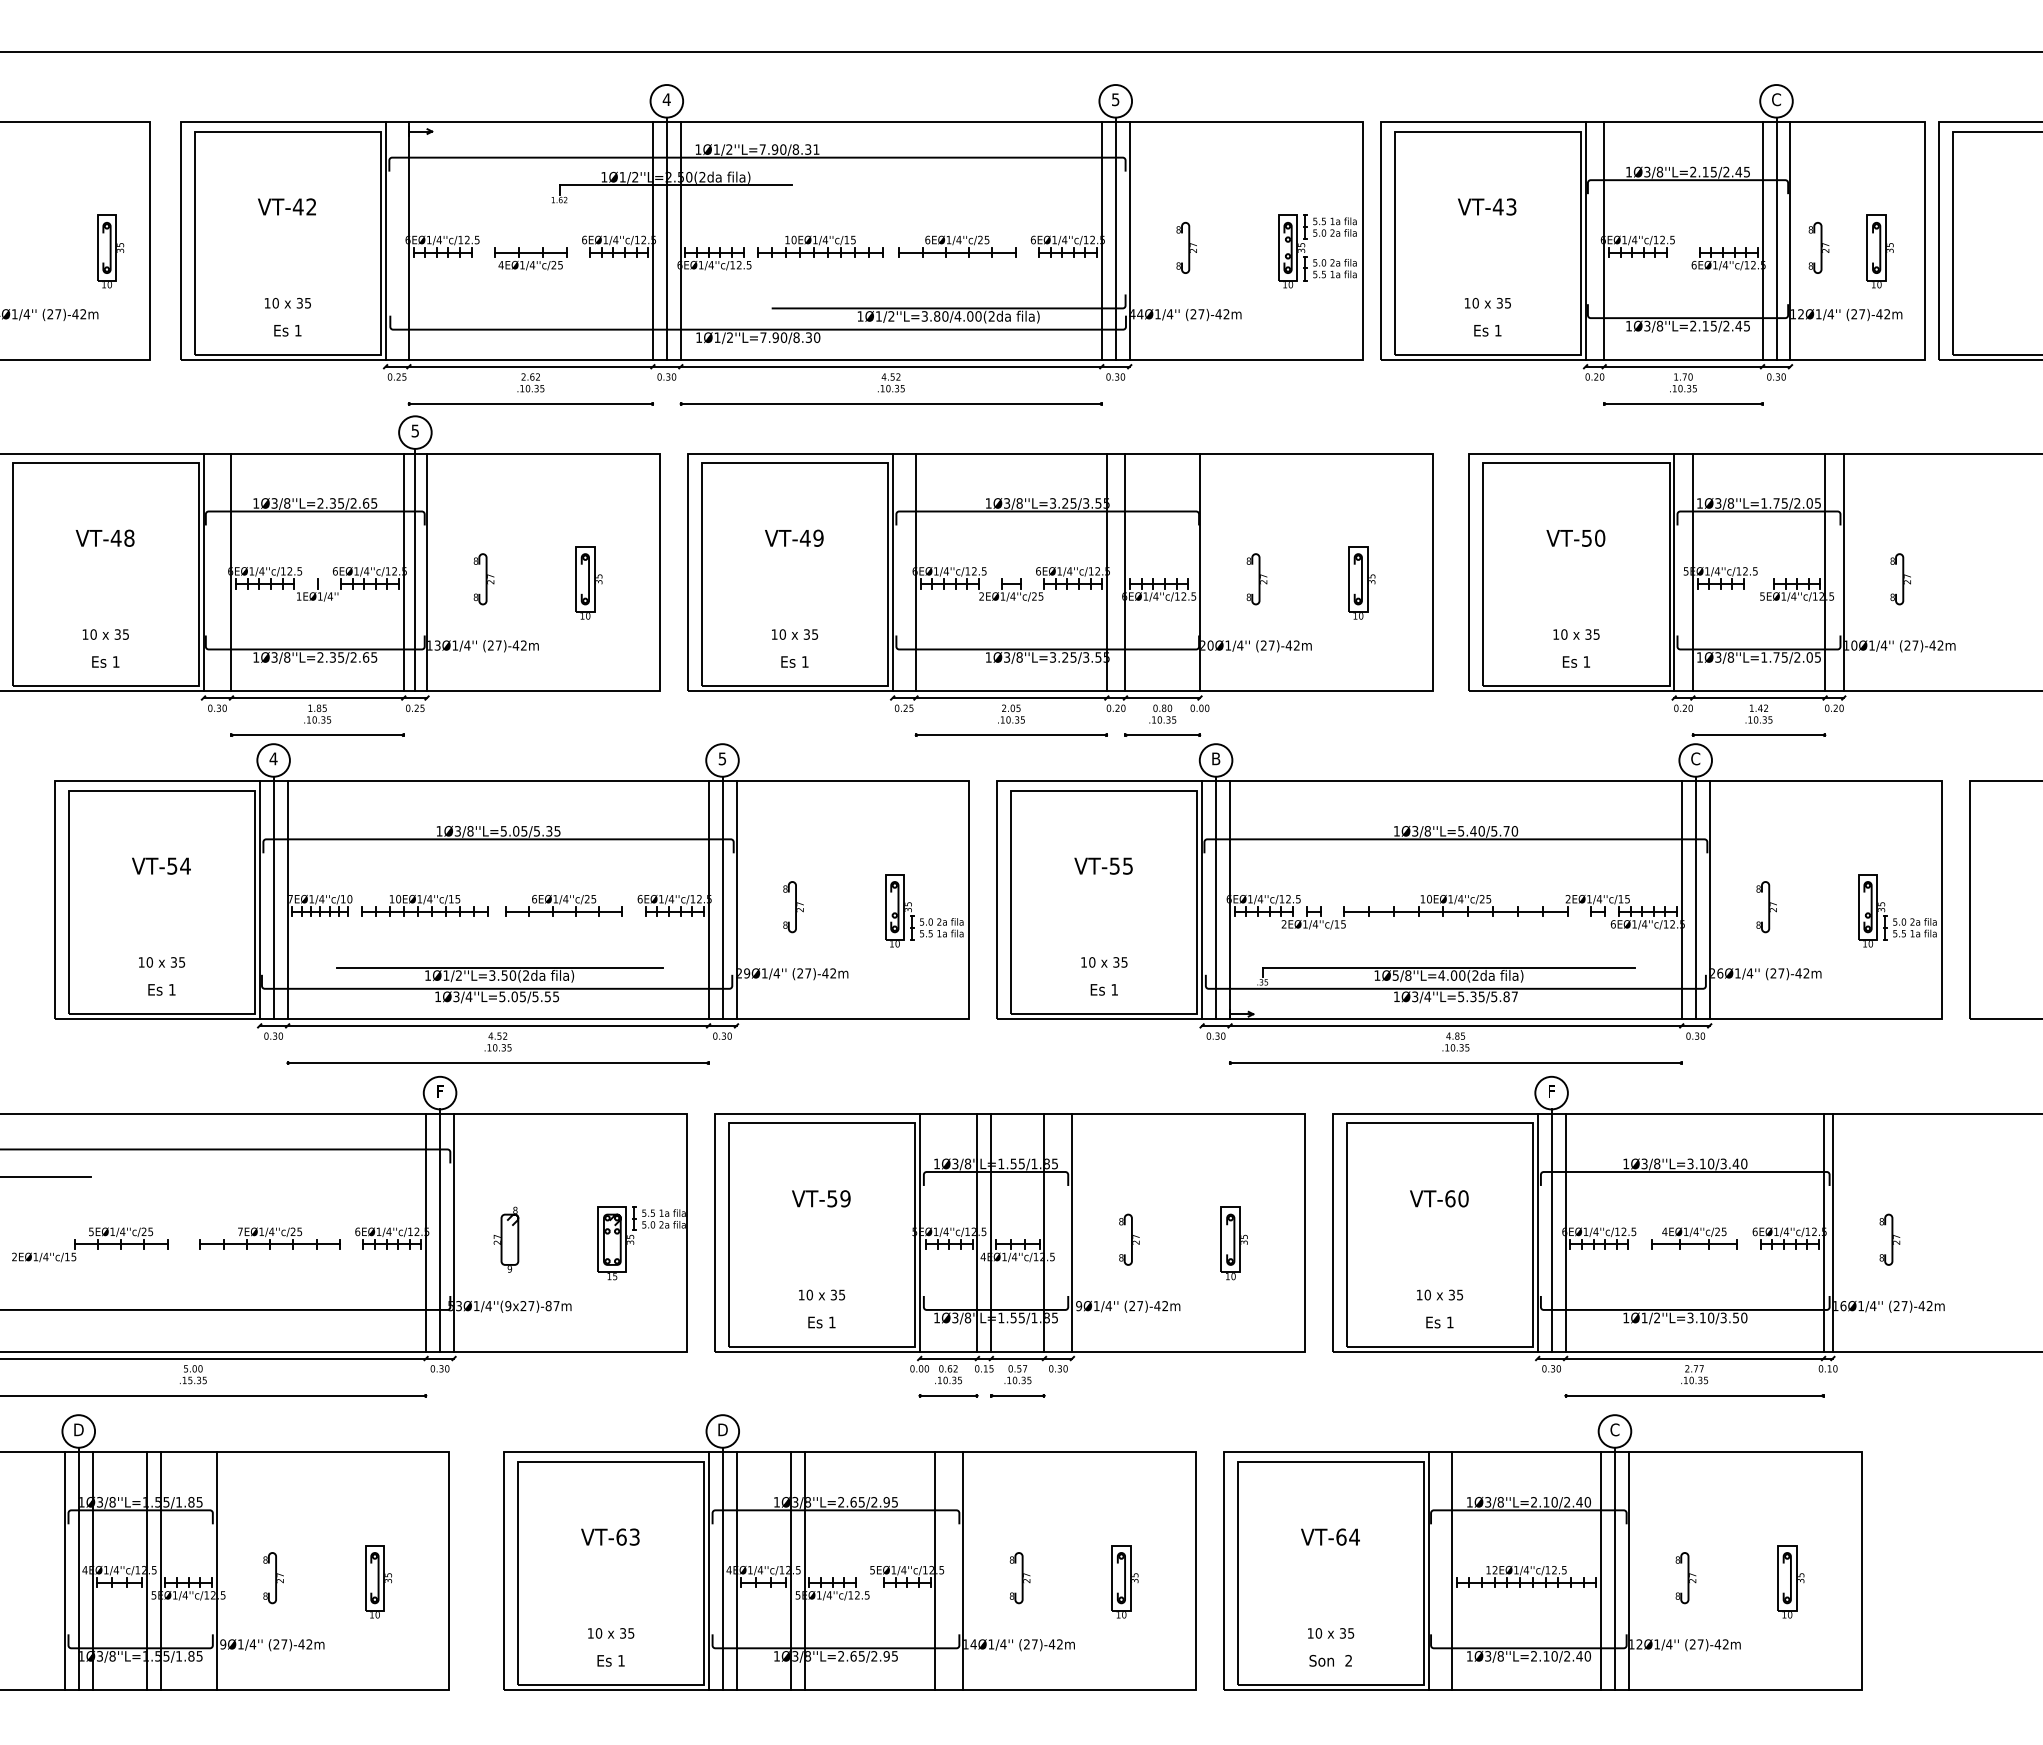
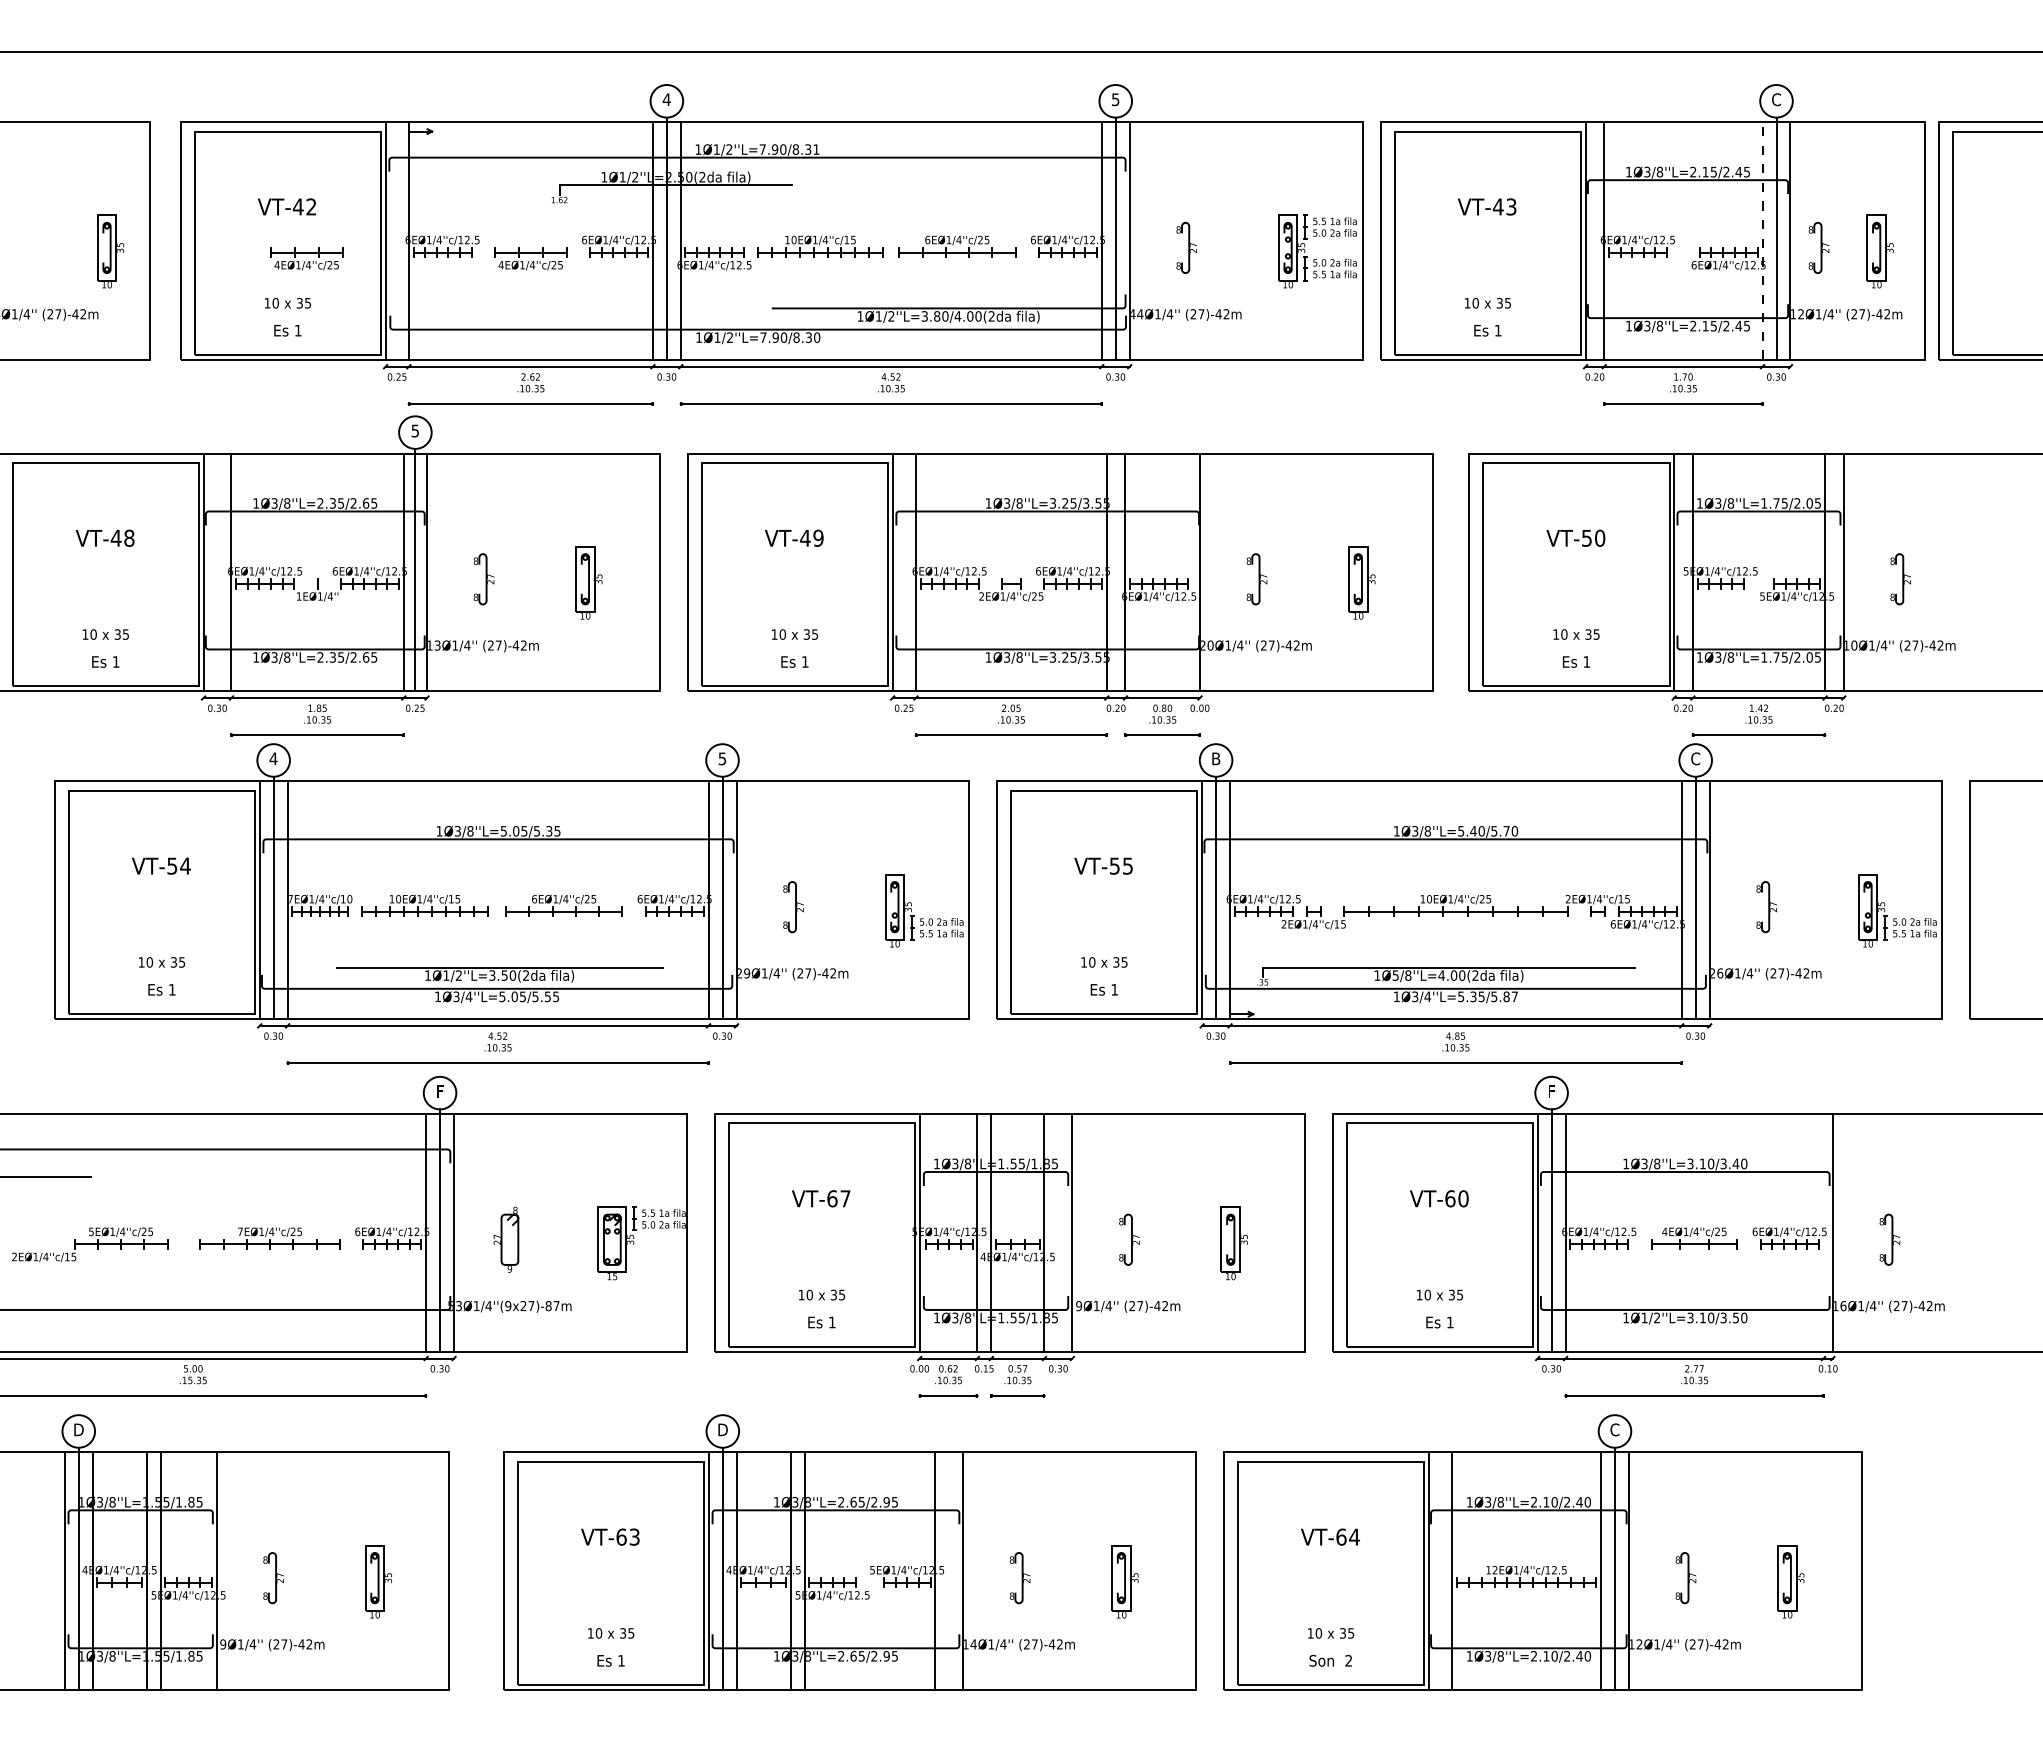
line: solid -> dashed (1762, 241)
part: none -> present (306, 258)
text: VT-59 -> VT-67 (838, 1198)
line: present -> none (1823, 1232)
